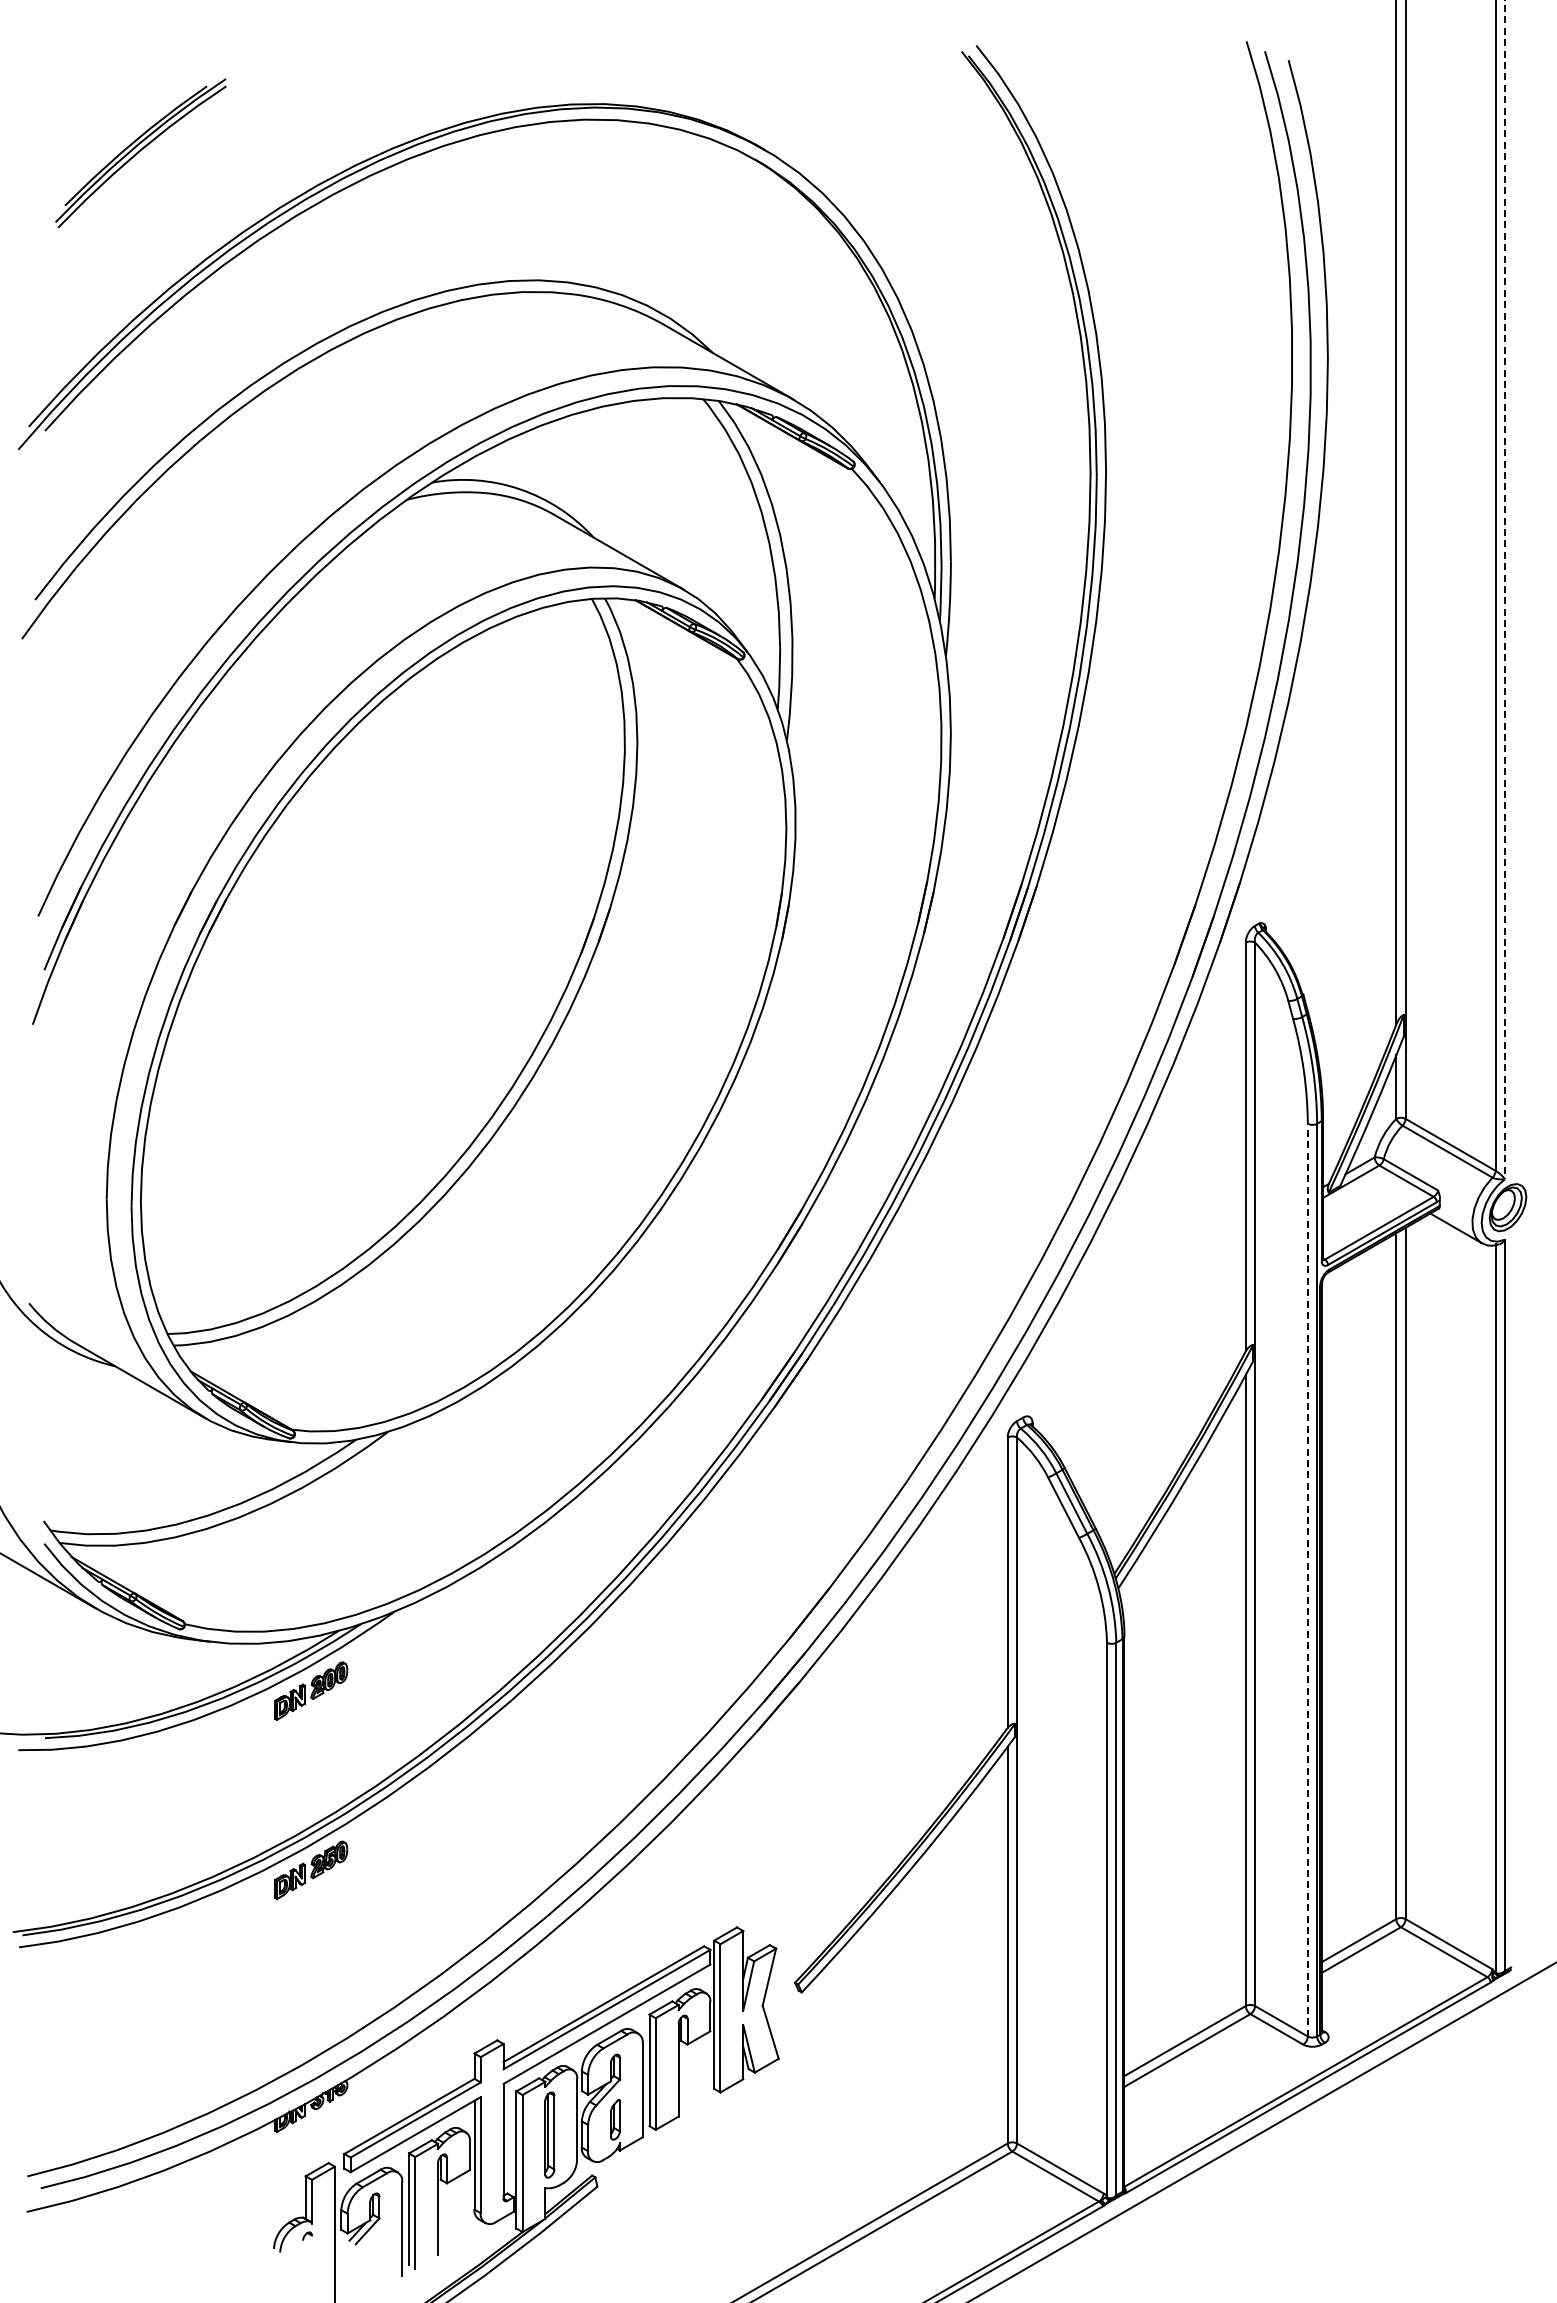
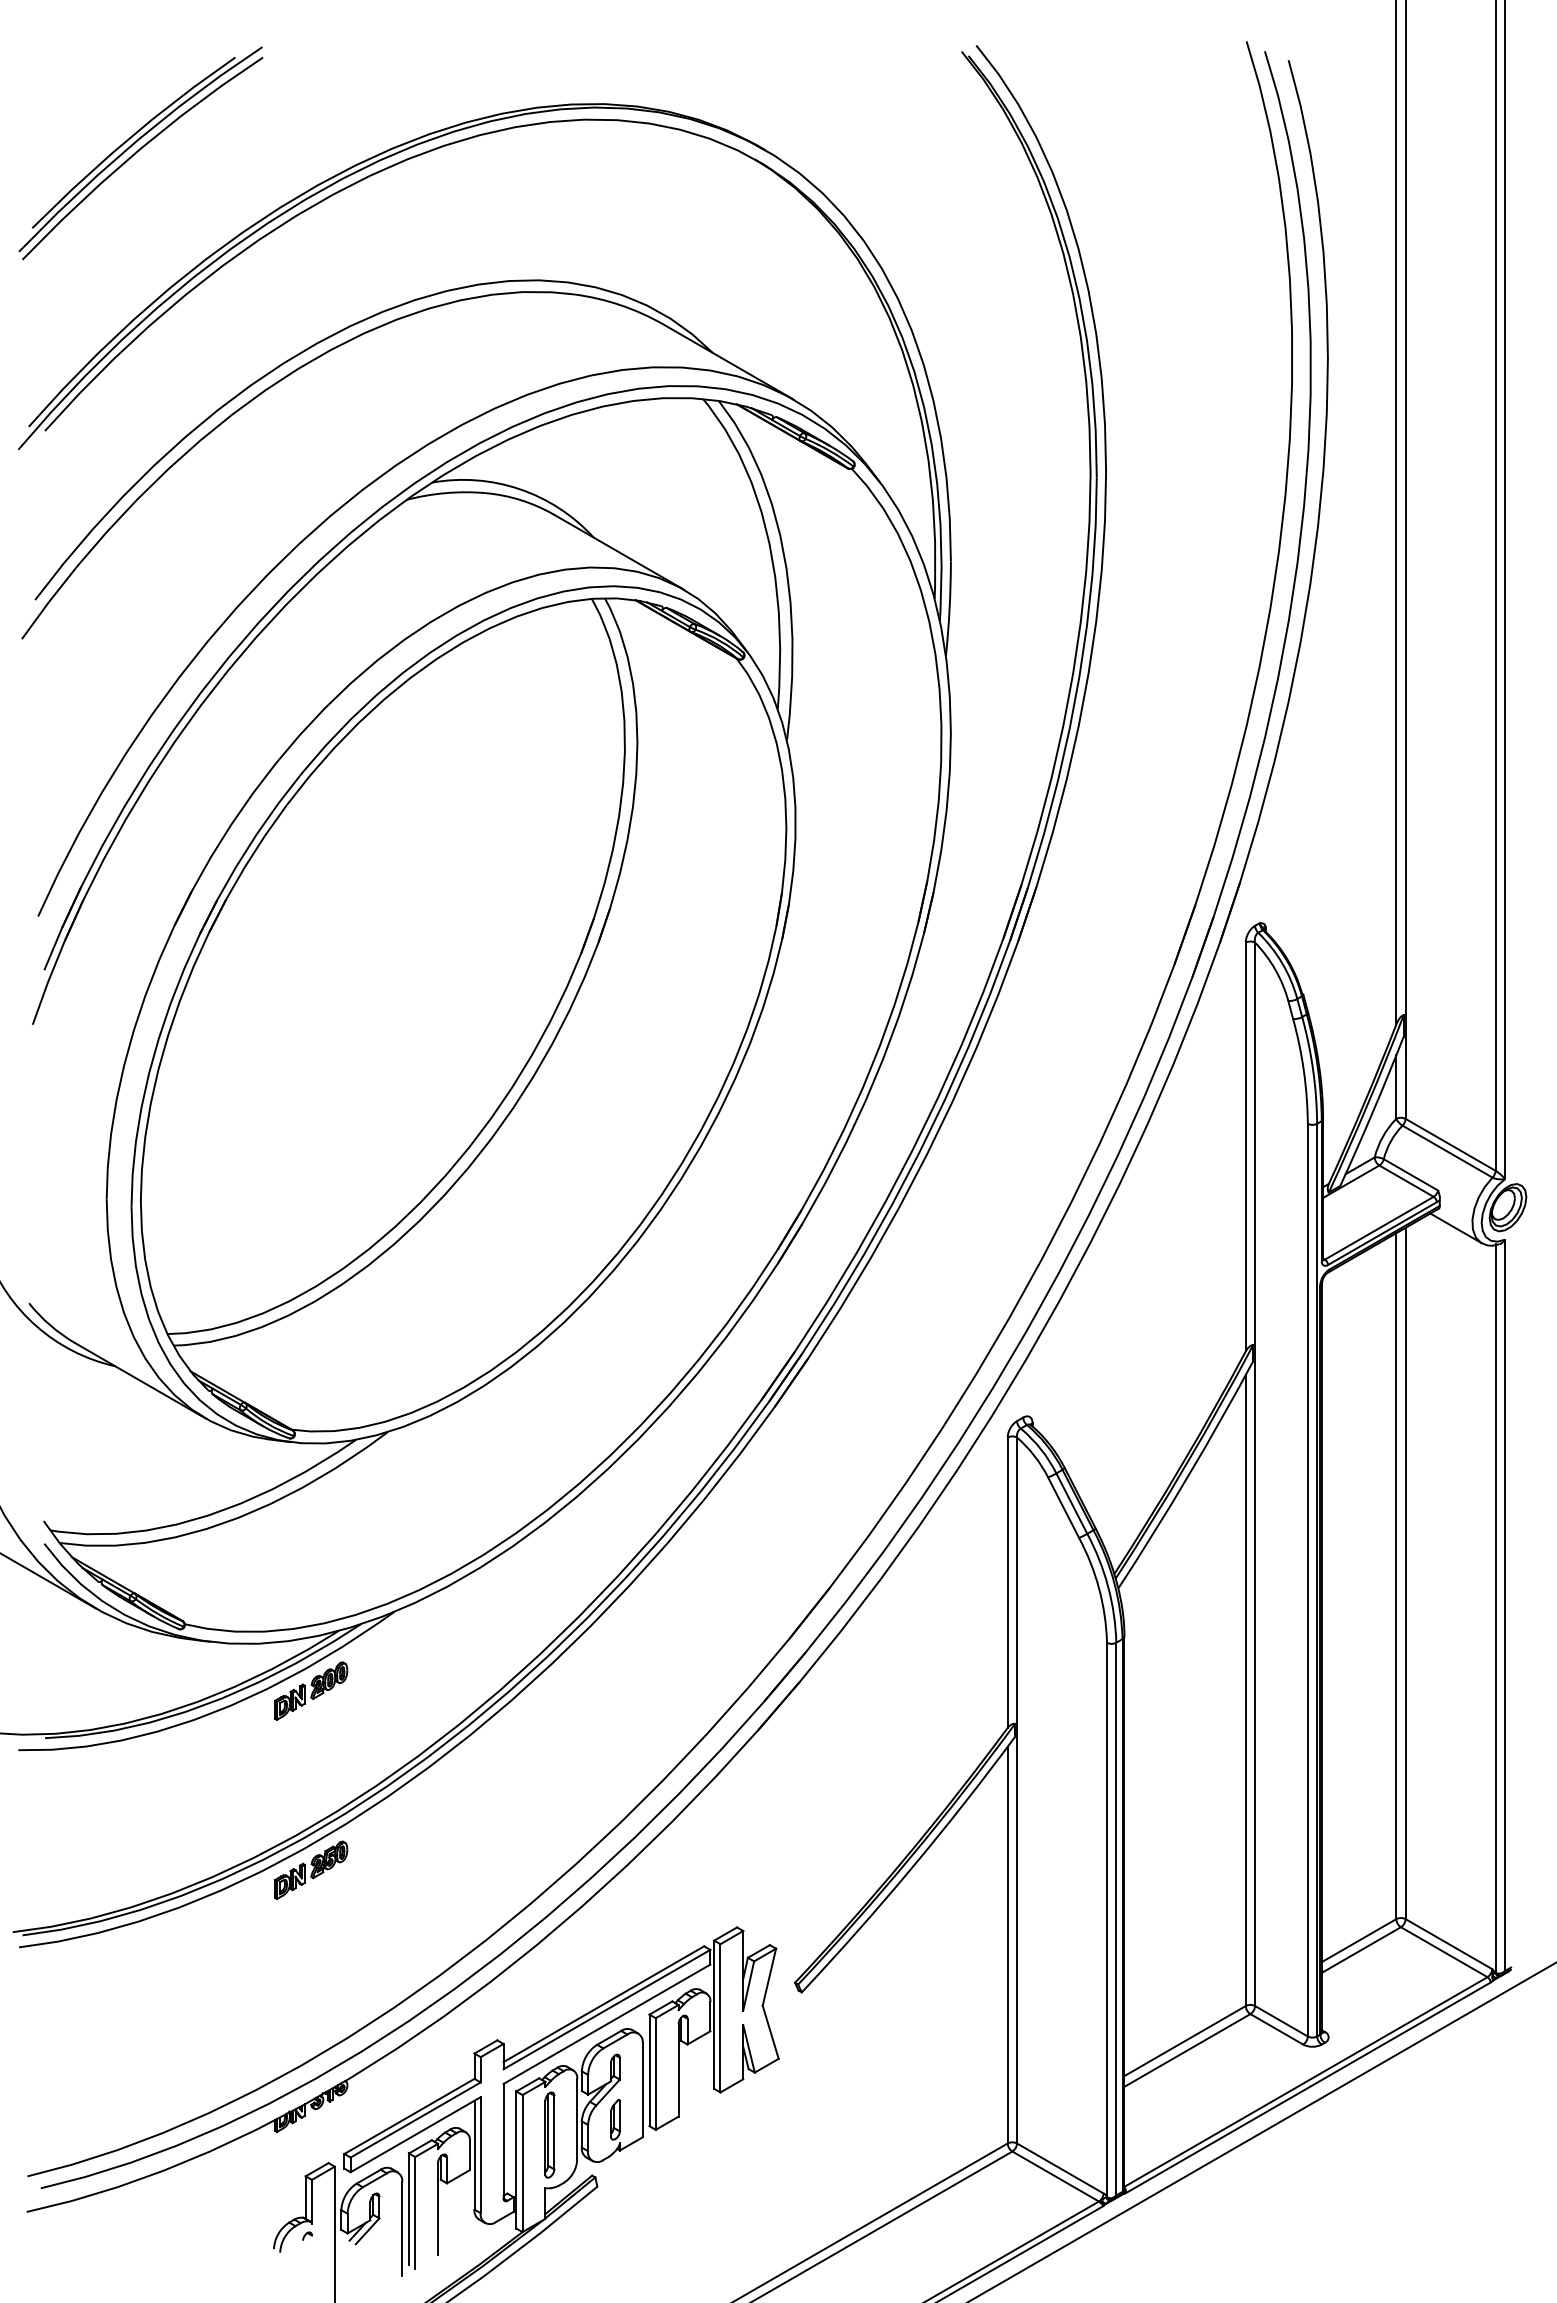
part size: 172x151 px -> 246x215 px (140, 153)
line: dashed -> solid (1504, 590)
line: dashed -> solid (1307, 1579)
